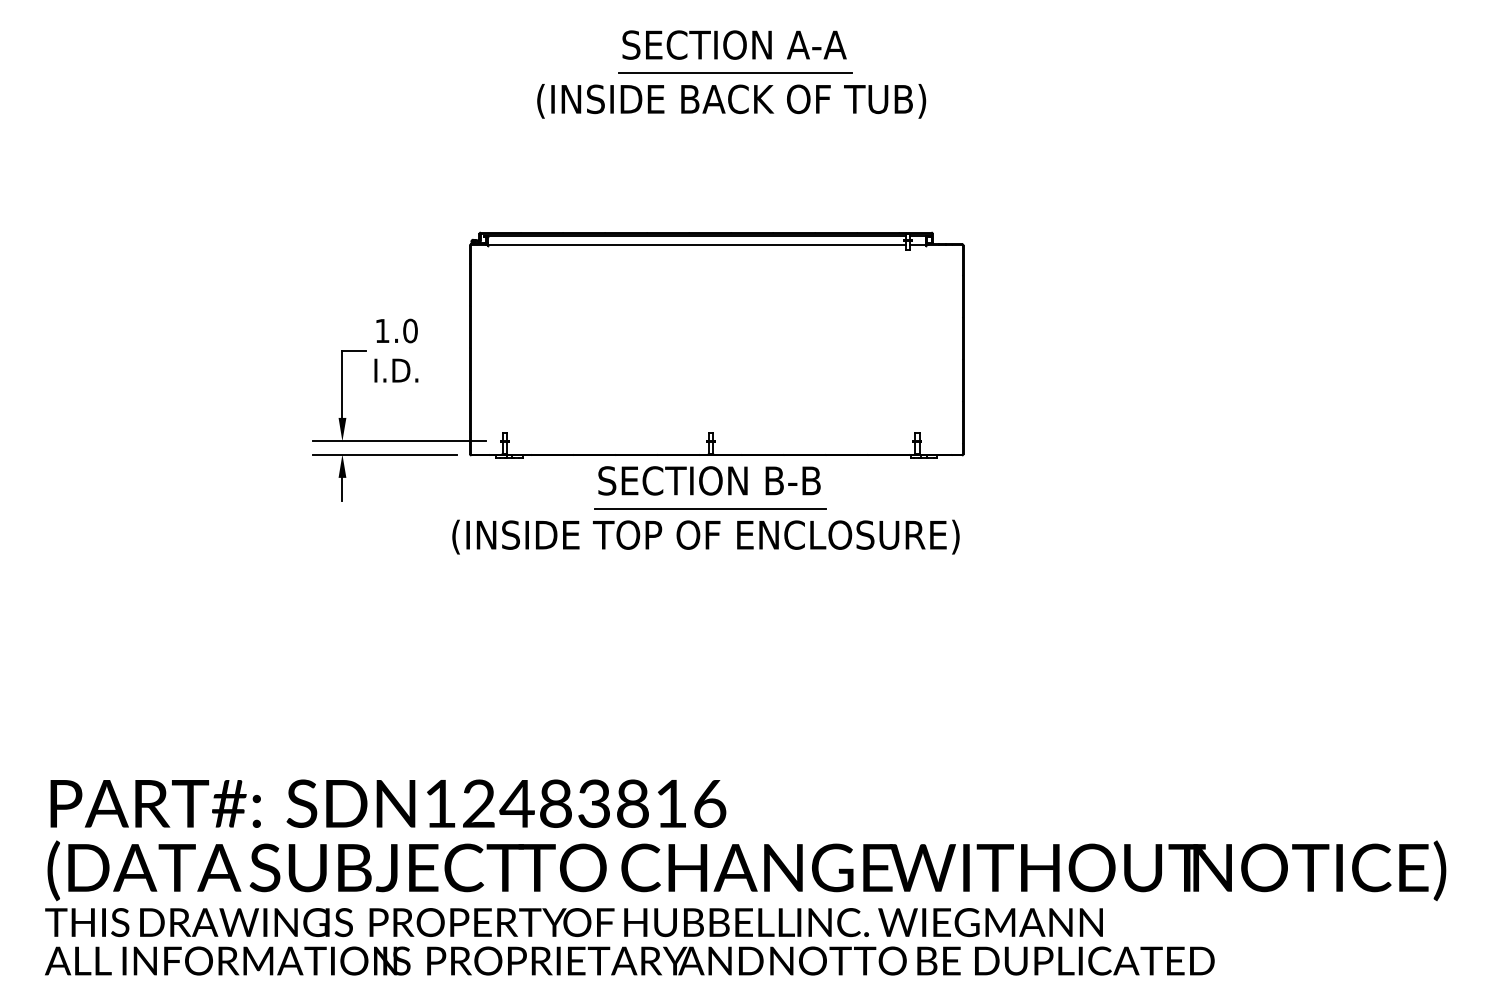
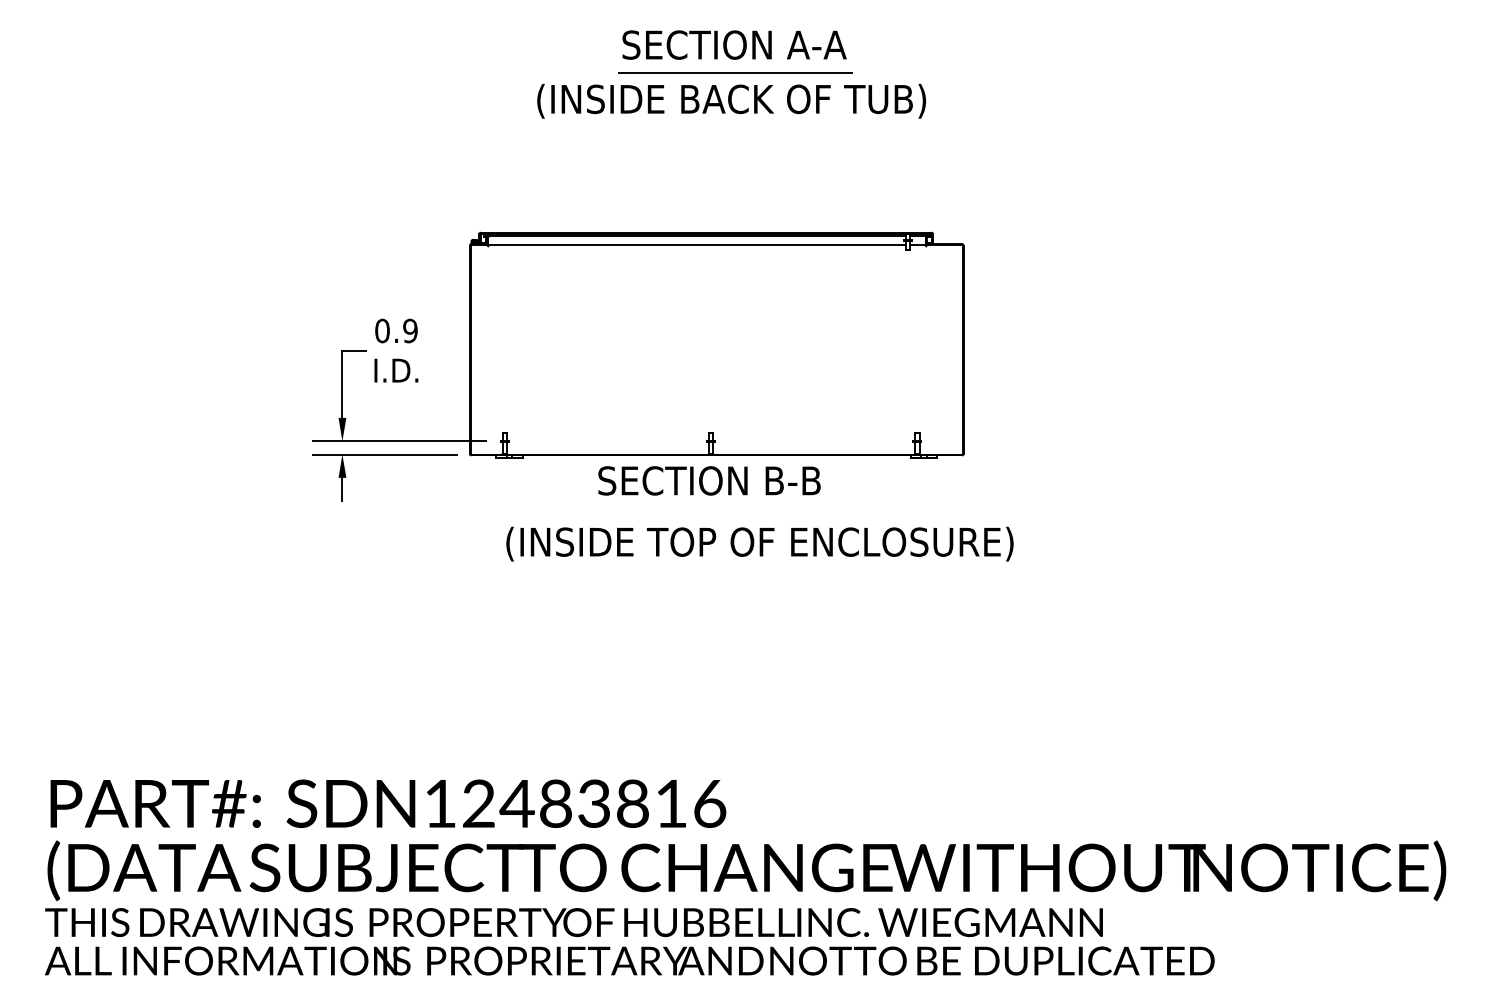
text: 1.0 -> 0.9 (396, 330)
line: present -> none (710, 509)
text position: (705, 536) -> (759, 543) (759, 543)
